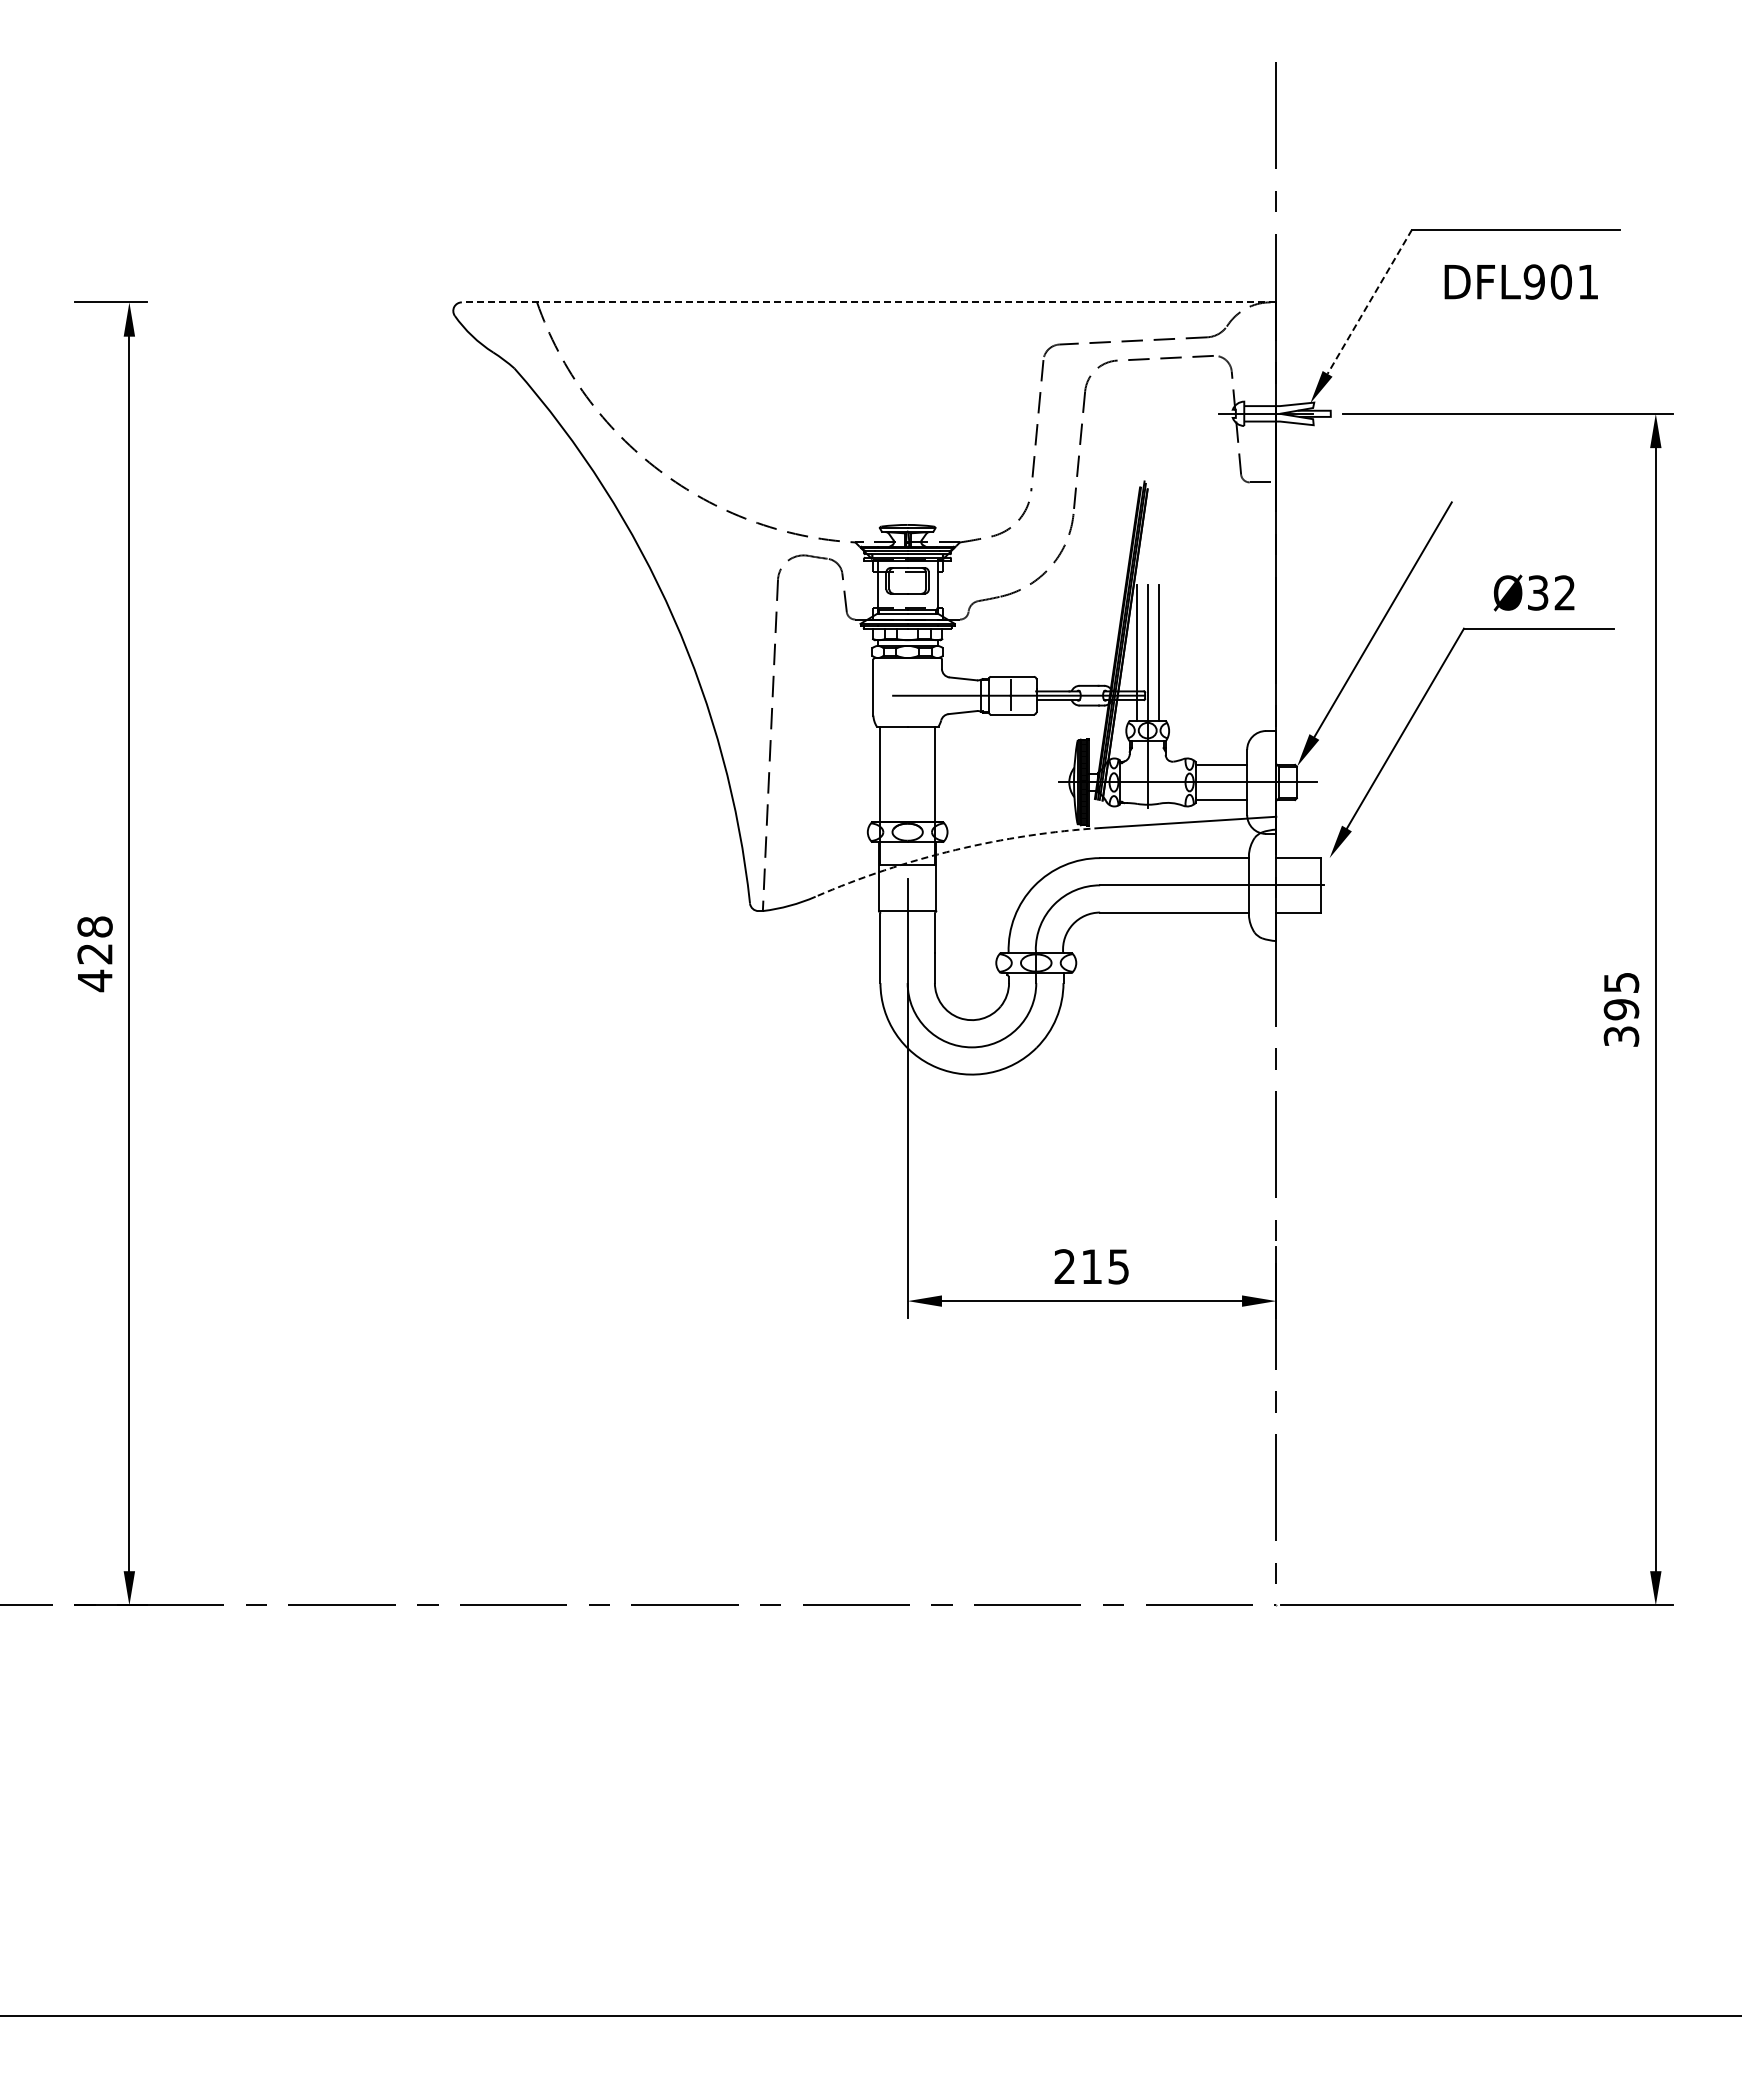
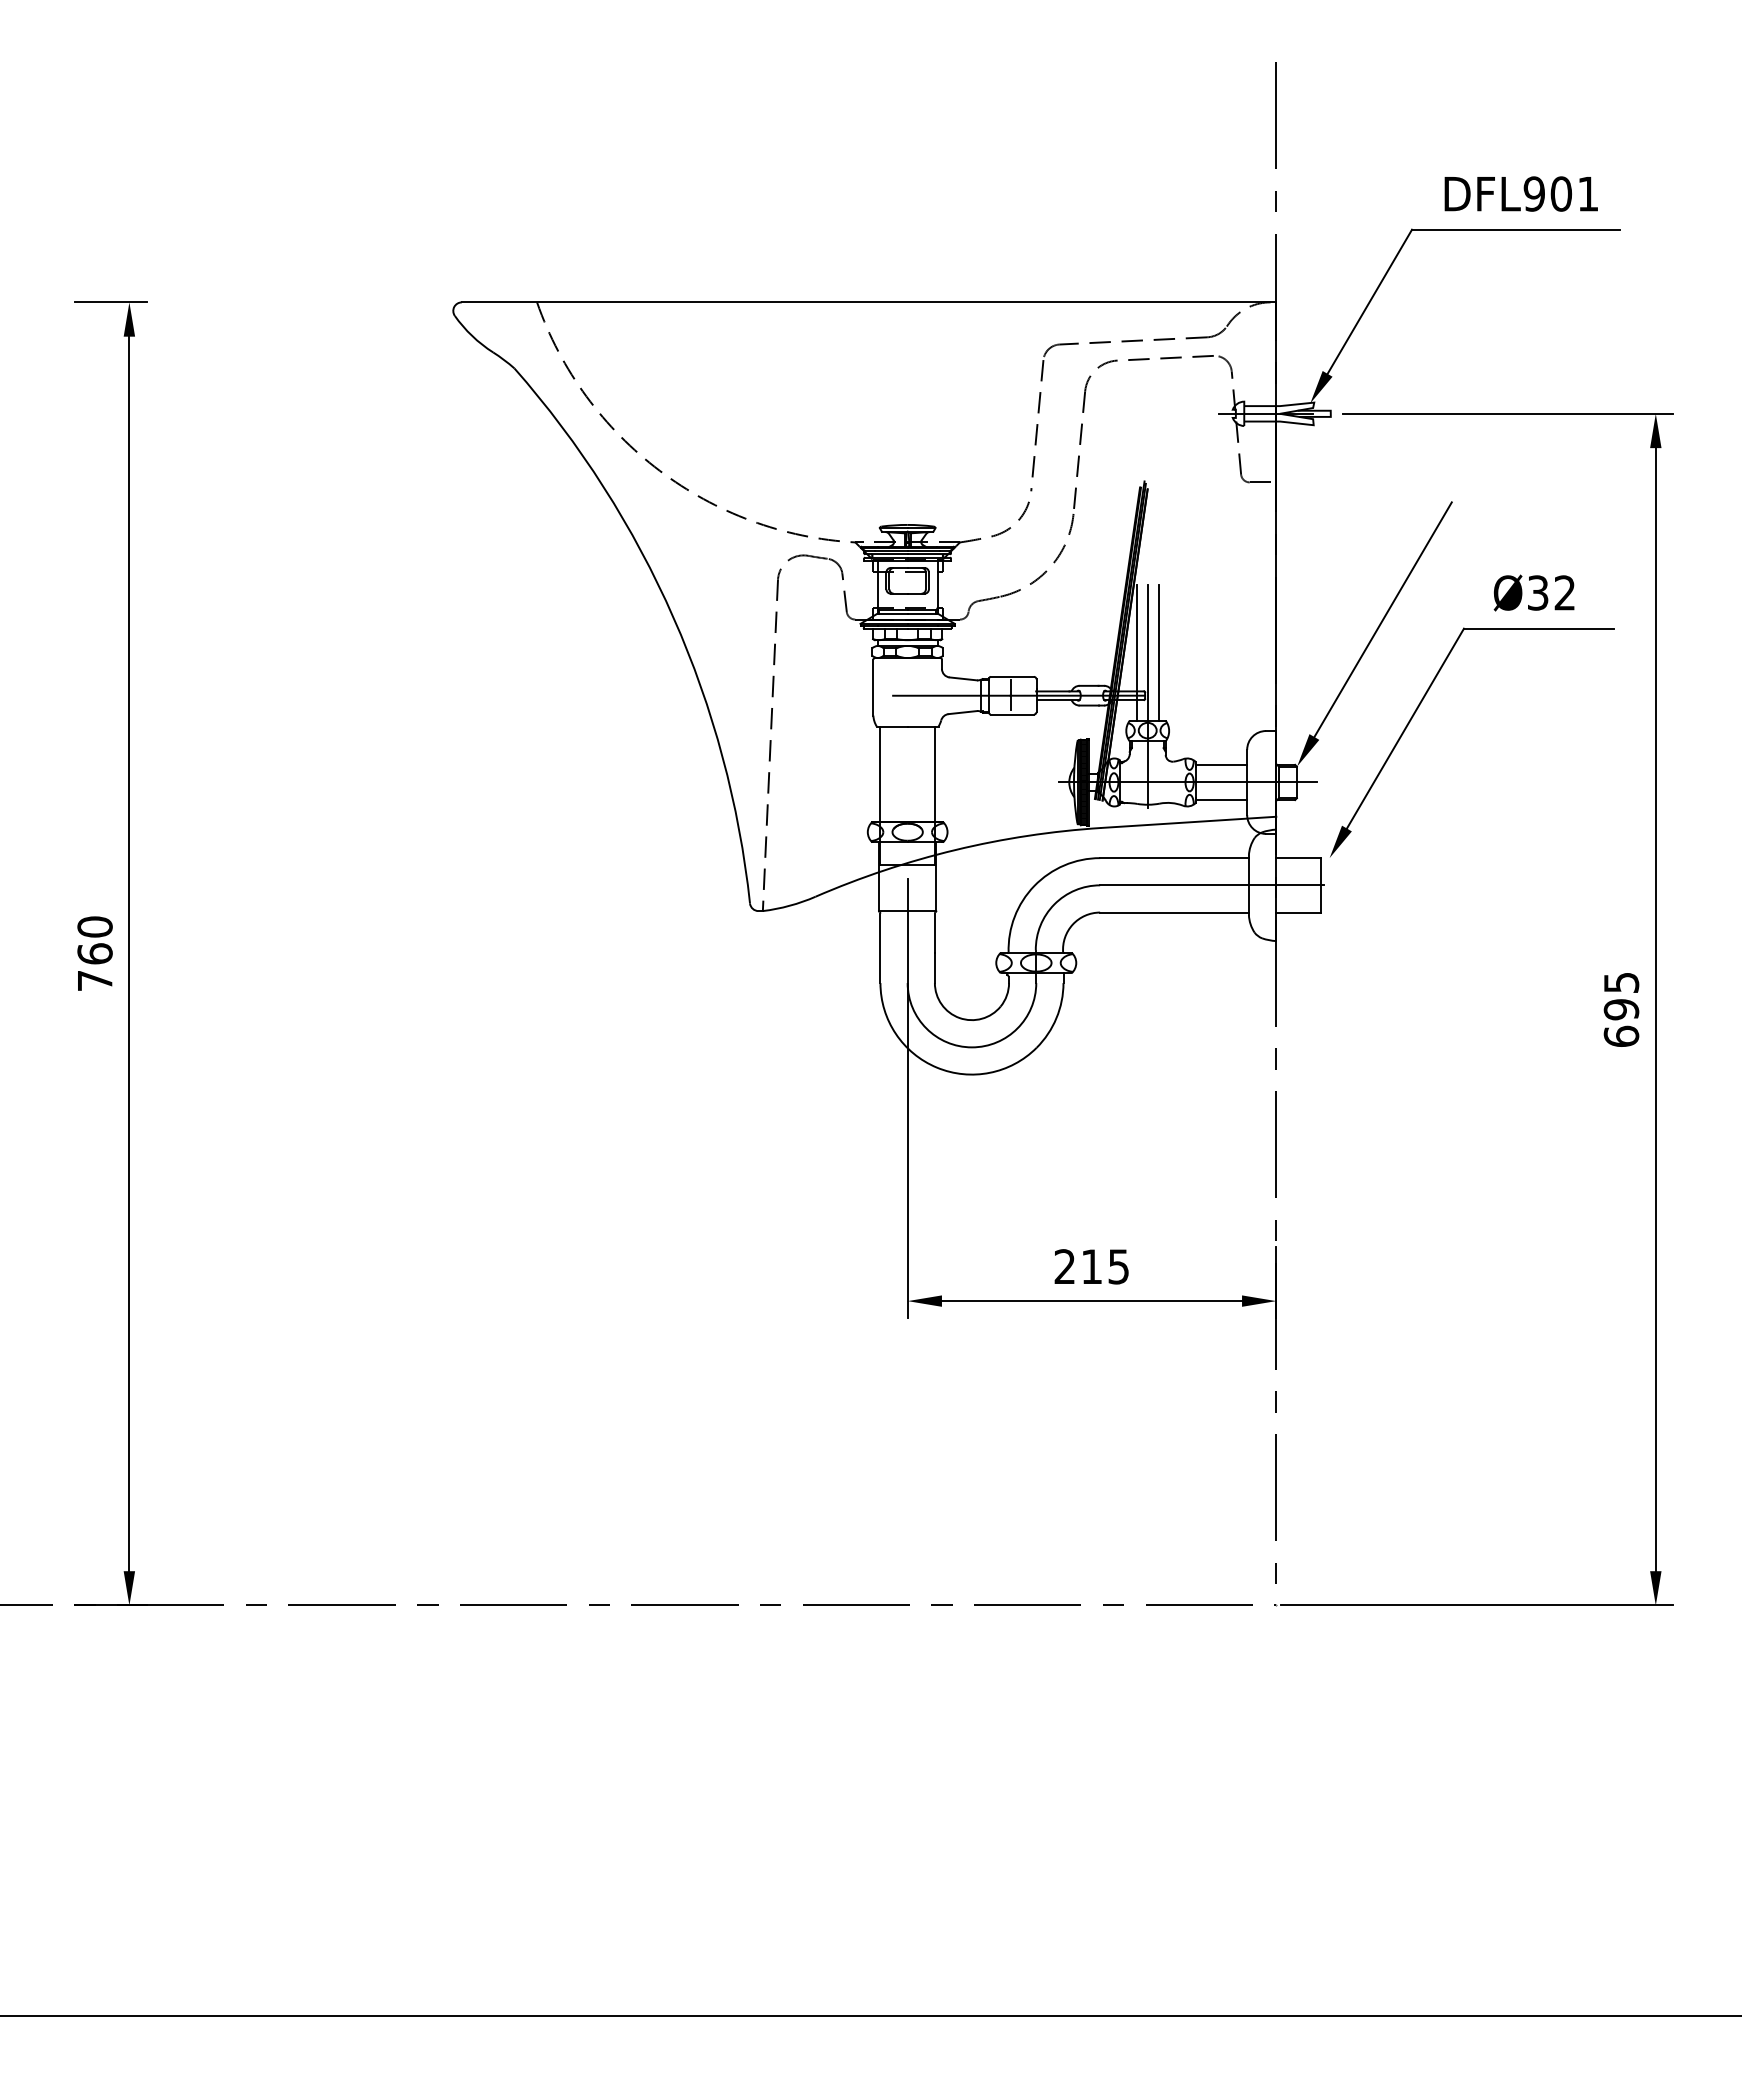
text position: (1520, 281) -> (1520, 193) (1520, 193)
line: dashed -> solid (1369, 301)
line: dashed -> solid (868, 302)
arc: dashed -> solid (955, 850)
text: 428 -> 760 (94, 954)
text: 395 -> 695 (1621, 1035)
